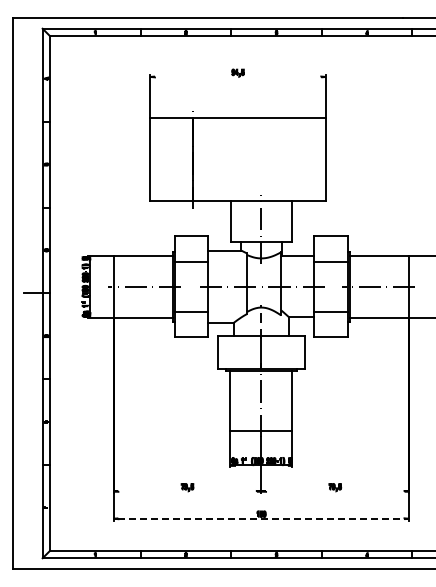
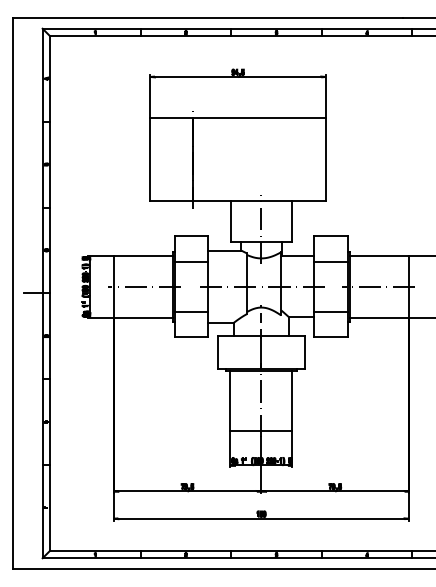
line: none -> present (237, 76)
line: none -> present (187, 491)
line: none -> present (335, 491)
line: dashed -> solid (261, 518)
